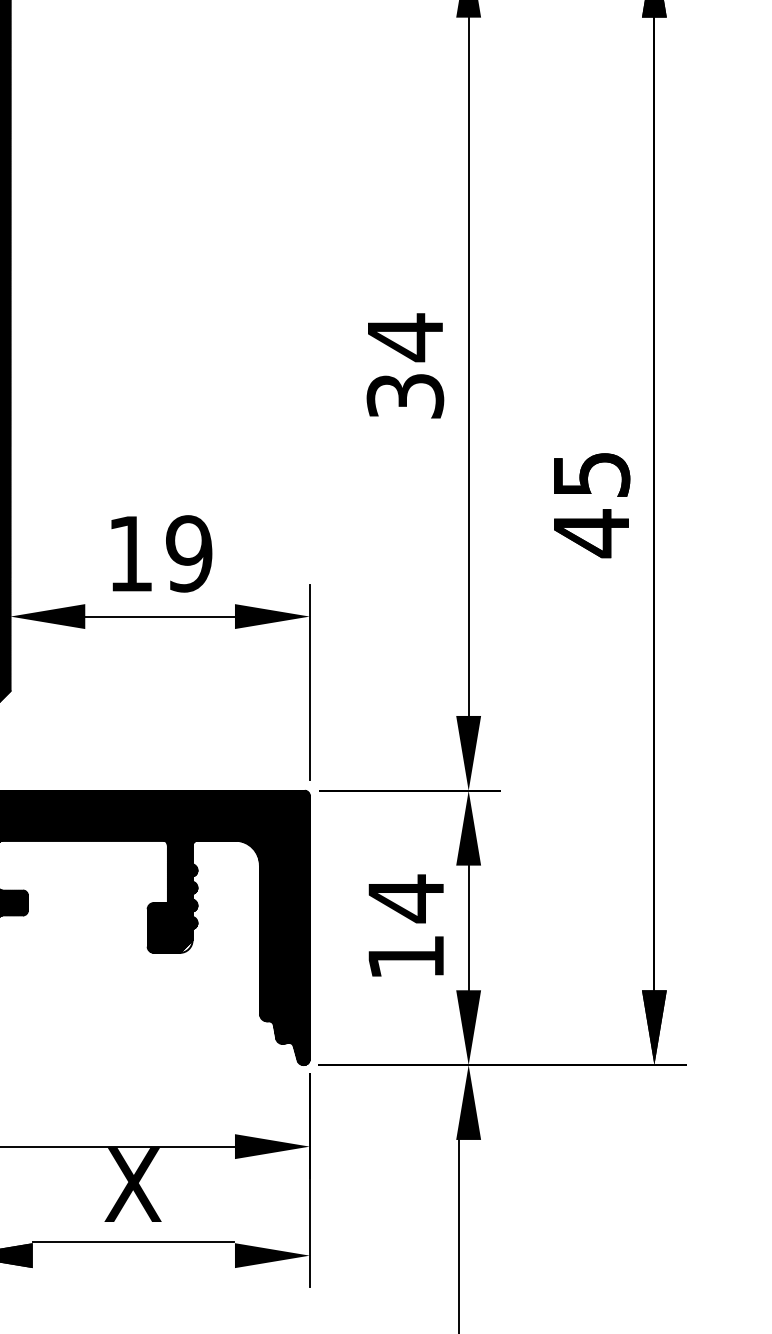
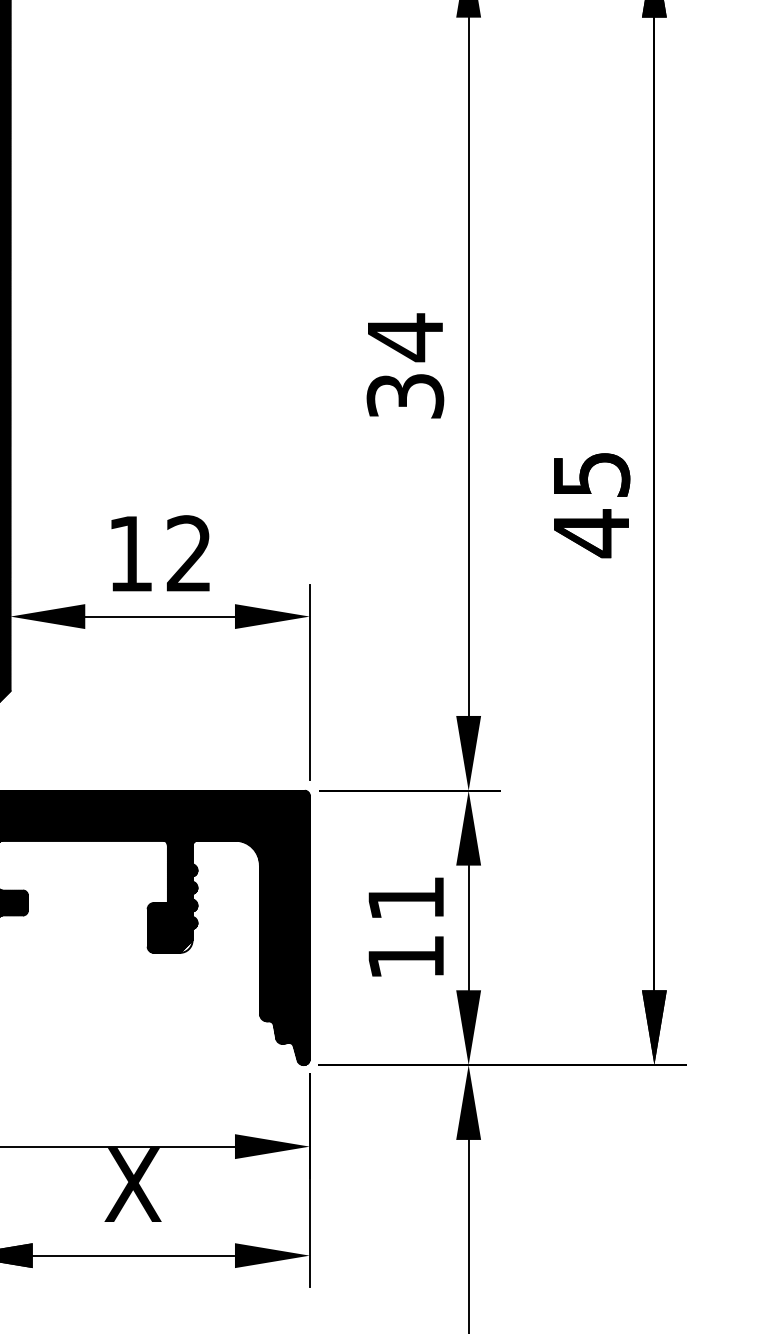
text: 19 -> 12 (189, 553)
text: 14 -> 11 (405, 898)
line position: (458, 1234) -> (468, 1234) (468, 1234)
line position: (132, 1241) -> (132, 1255) (132, 1255)
